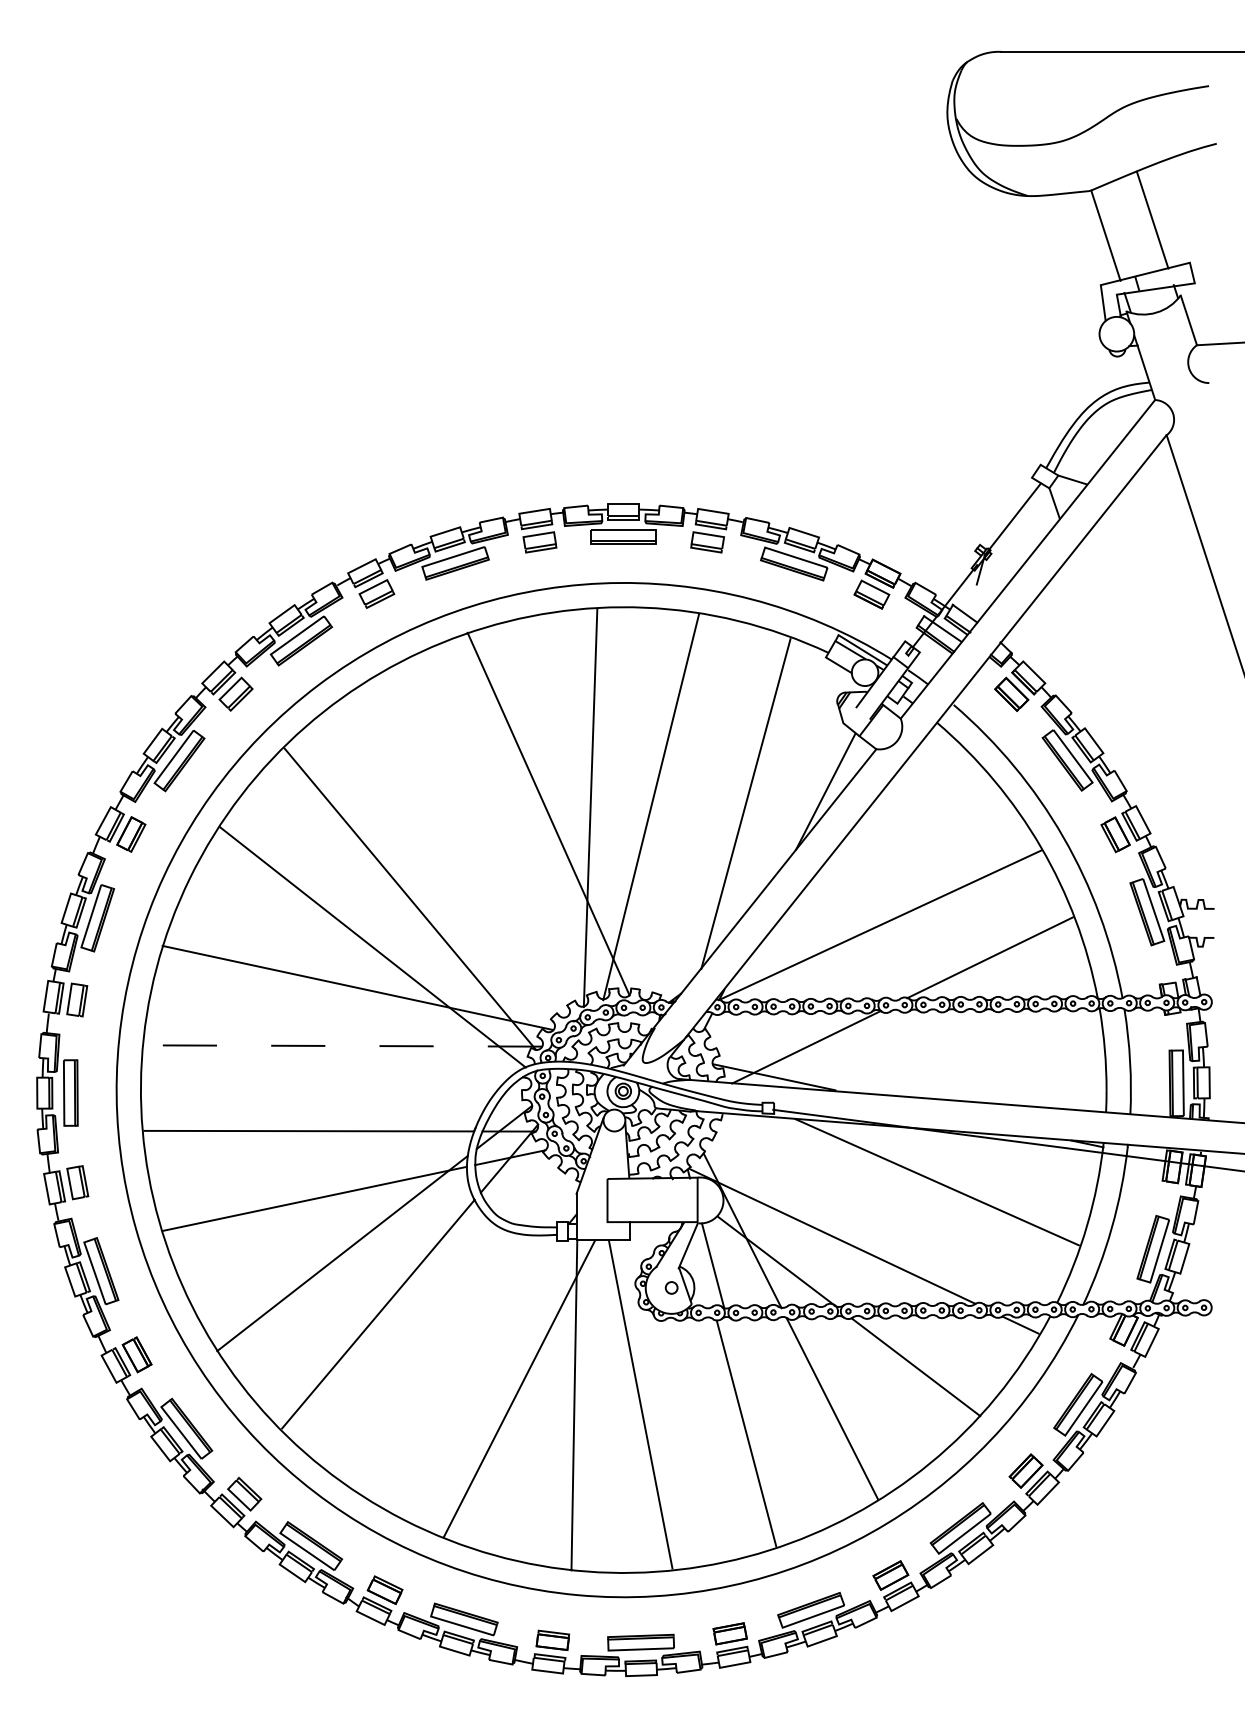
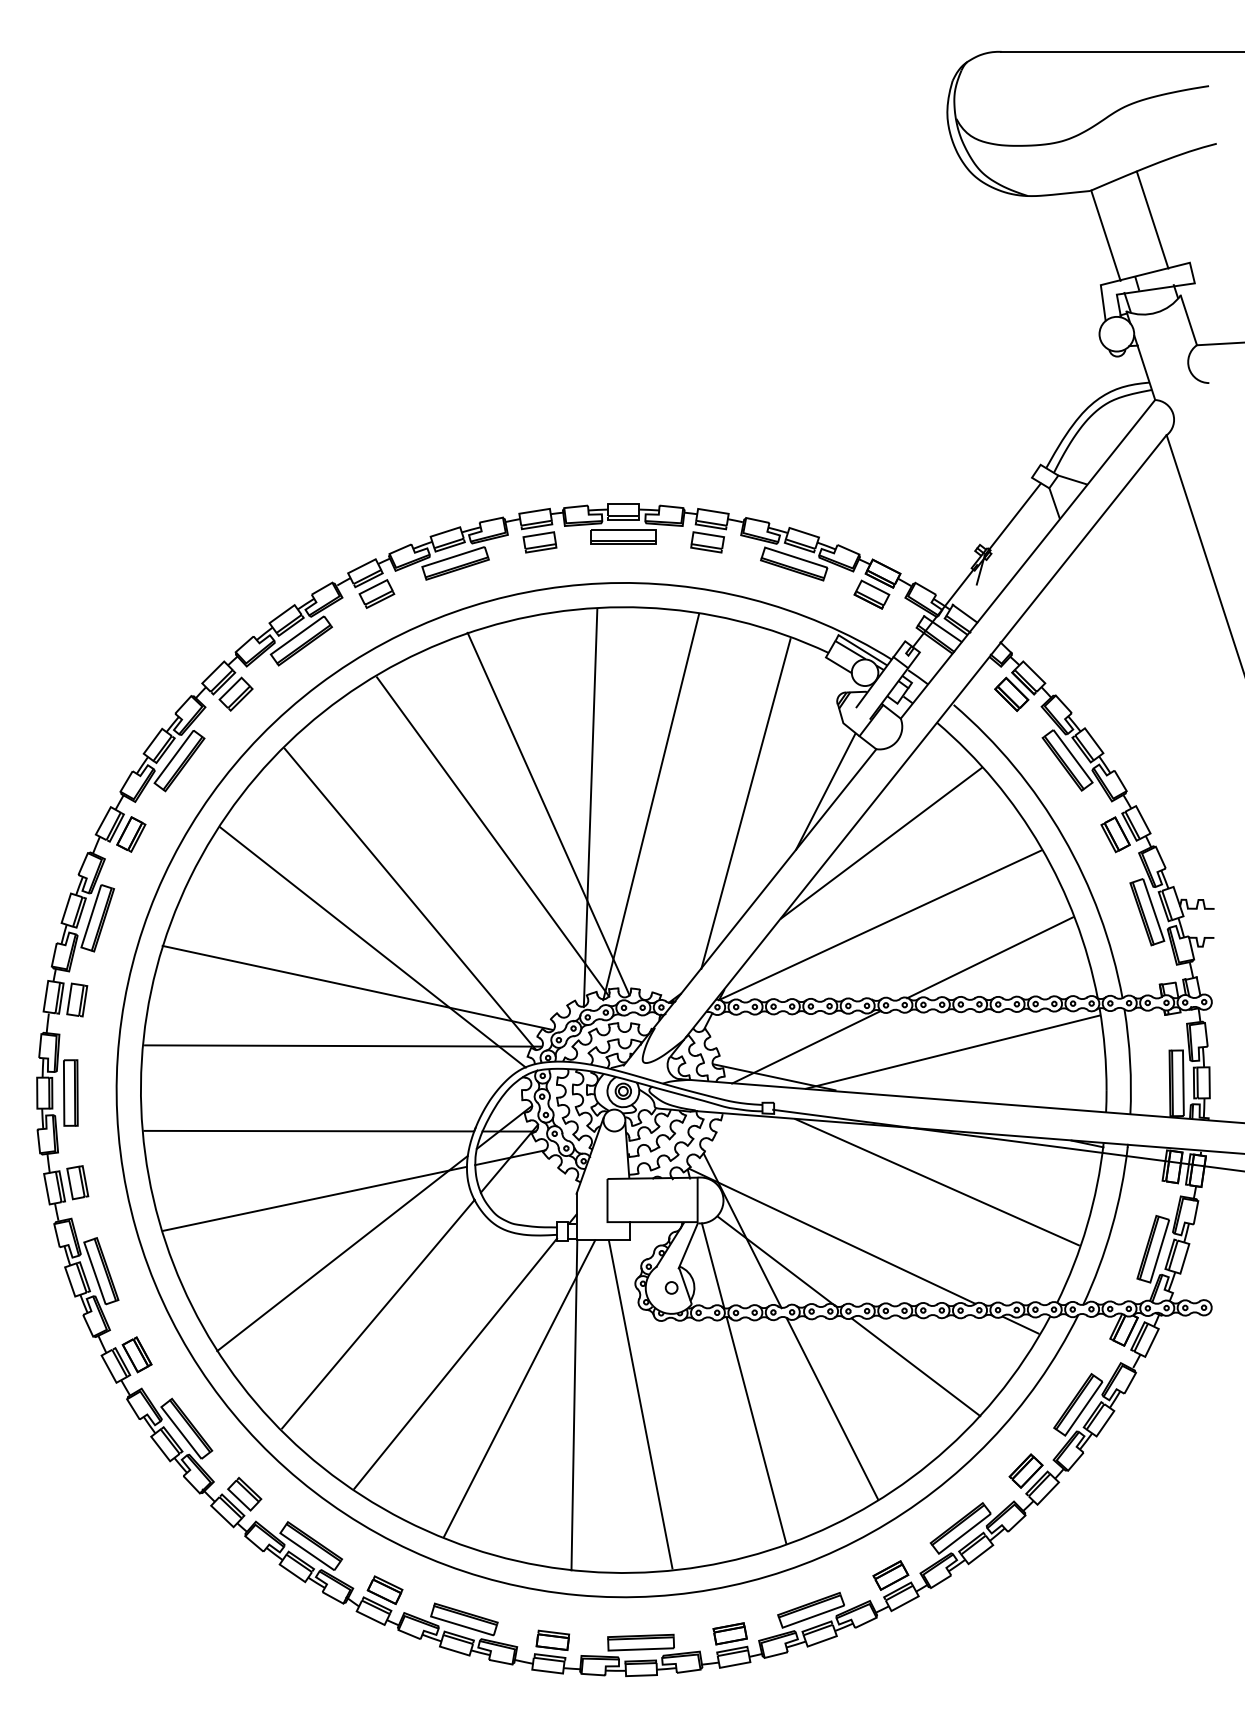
line: none -> present (493, 836)
line: none -> present (881, 843)
line: dashed -> solid (343, 1045)
line: none -> present (952, 1051)
line: none -> present (455, 1363)
line position: (746, 1433) -> (756, 1430) (756, 1430)
